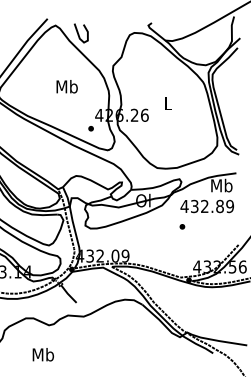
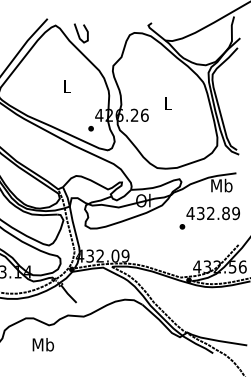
text: Mb -> L (66, 86)
text position: (206, 206) -> (212, 213) (212, 213)
text position: (42, 354) -> (42, 344) (42, 344)
